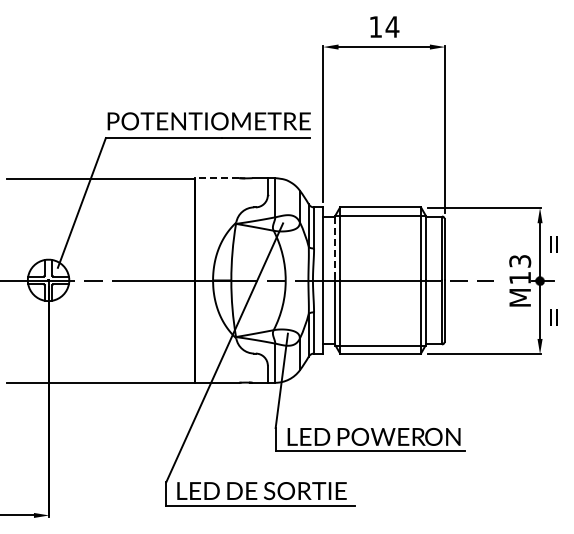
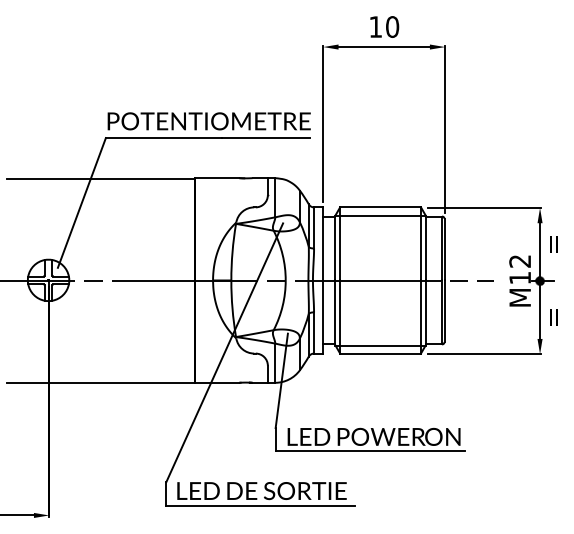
text: 14 -> 10 (392, 26)
line: dashed -> solid (216, 178)
line: dashed -> solid (334, 248)
text: M13 -> M12 (520, 261)
